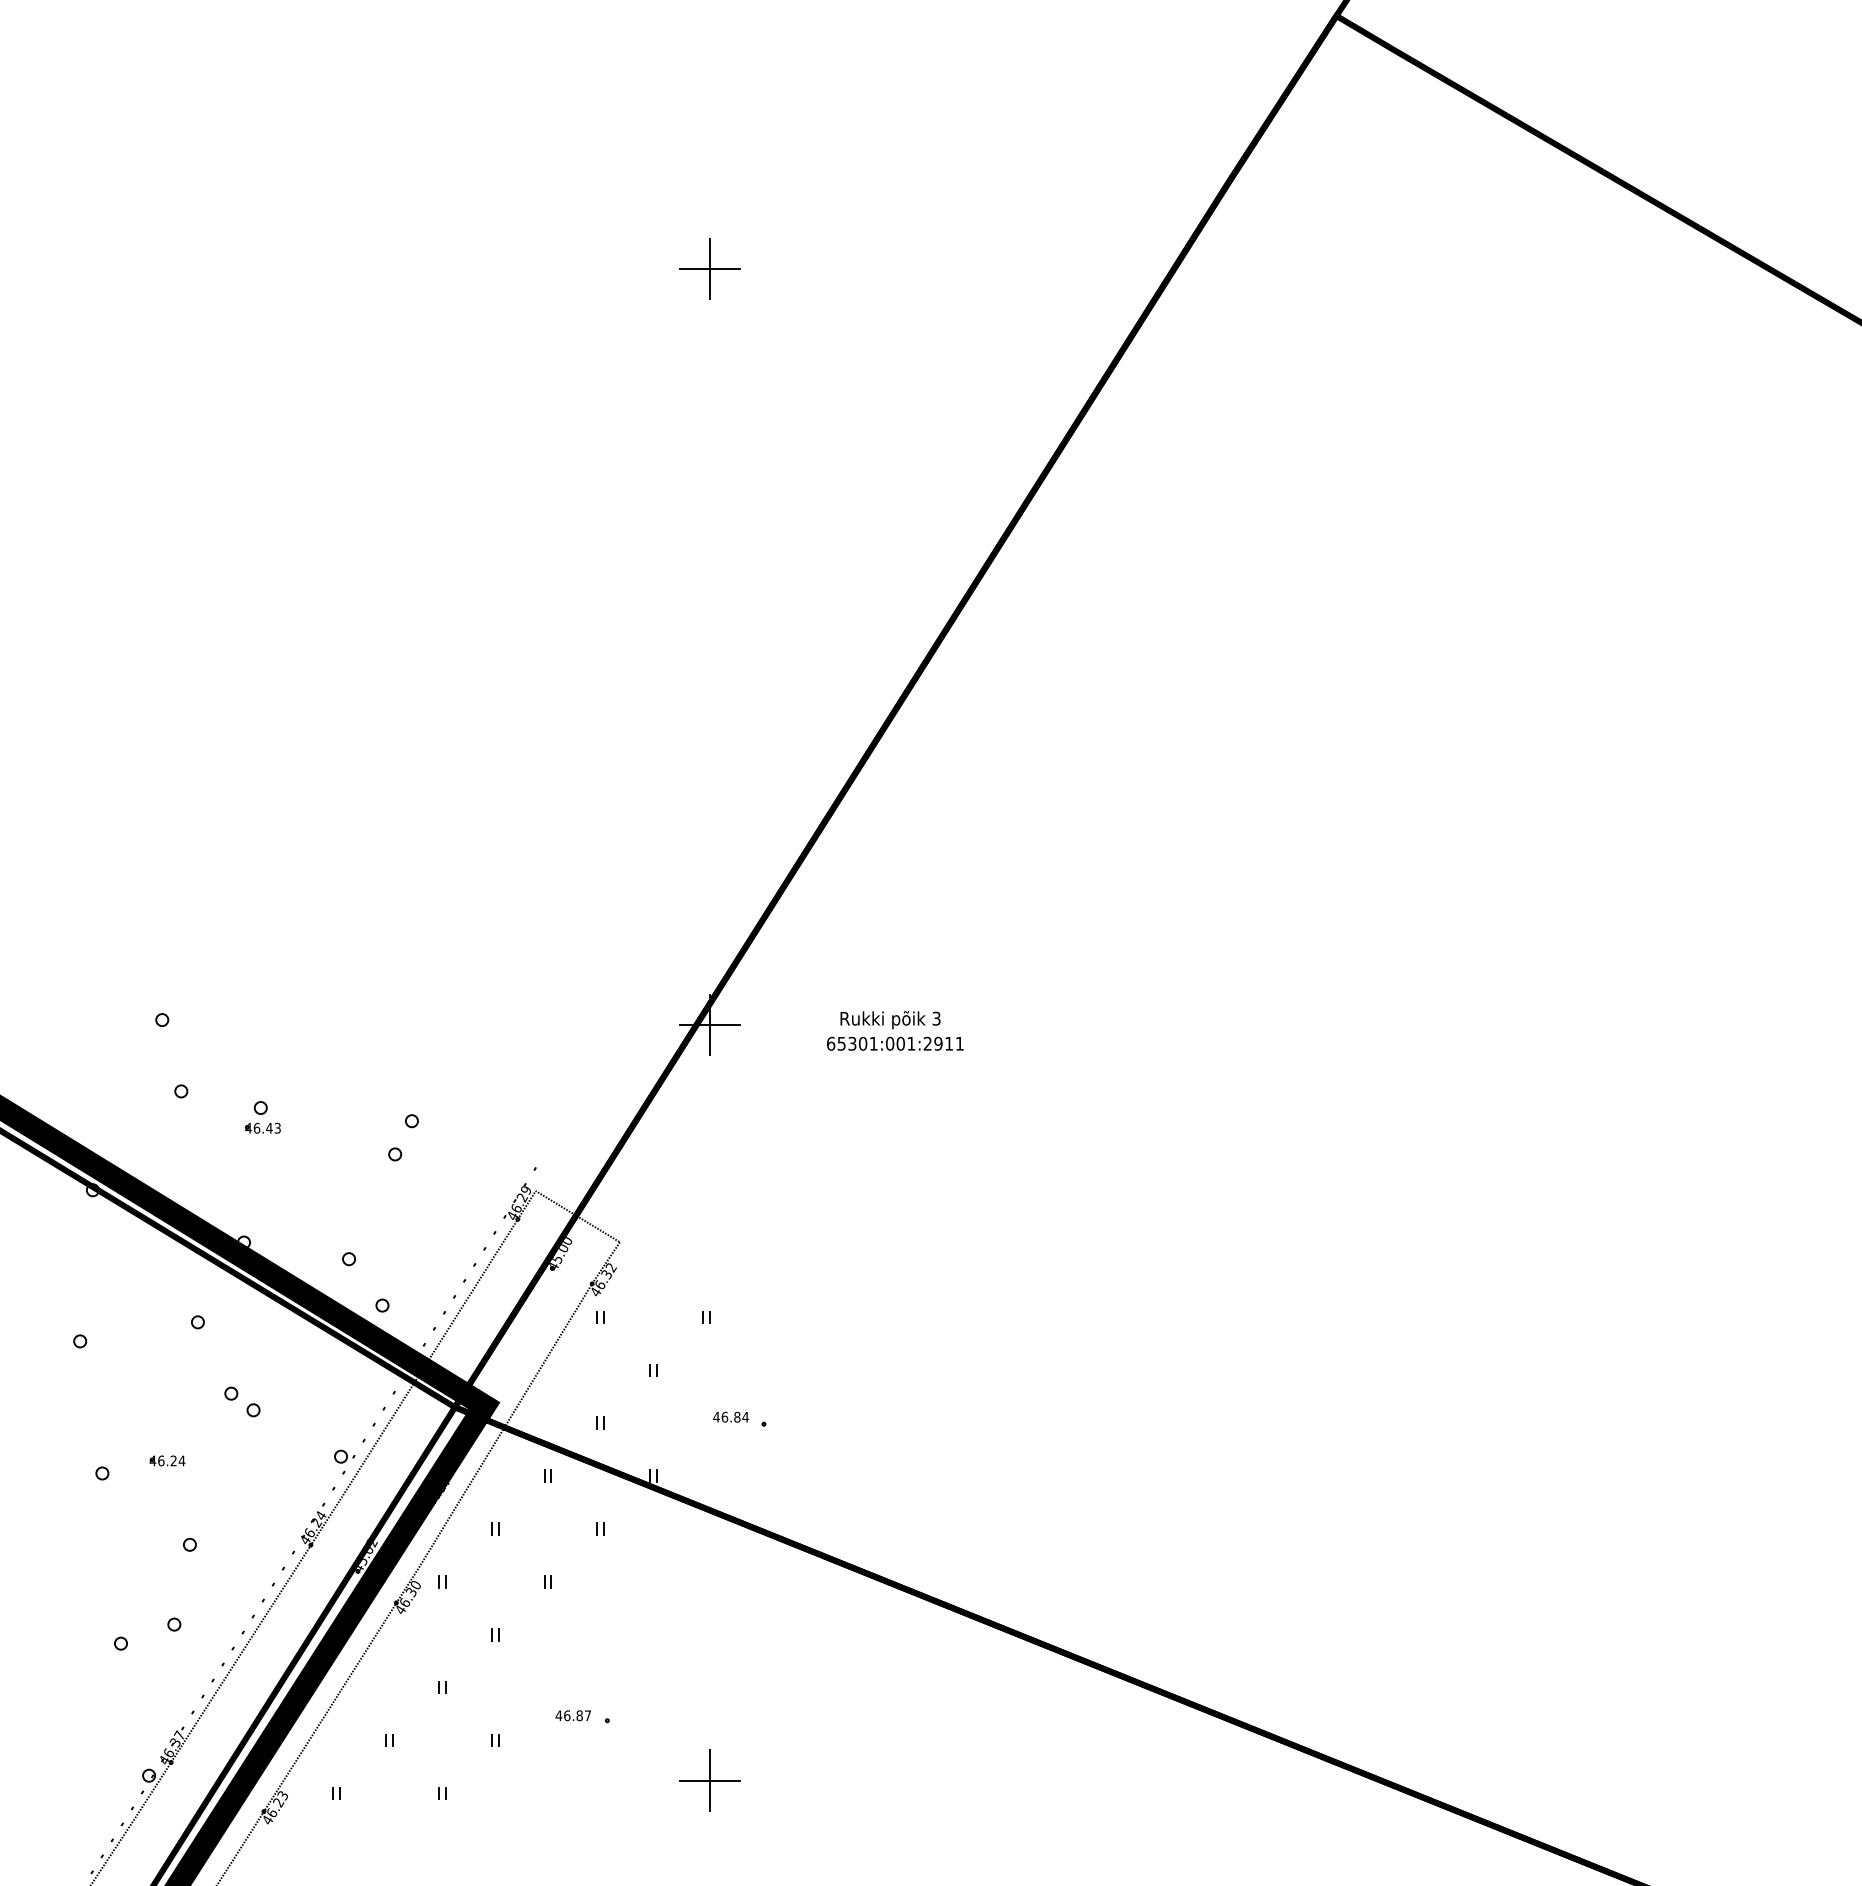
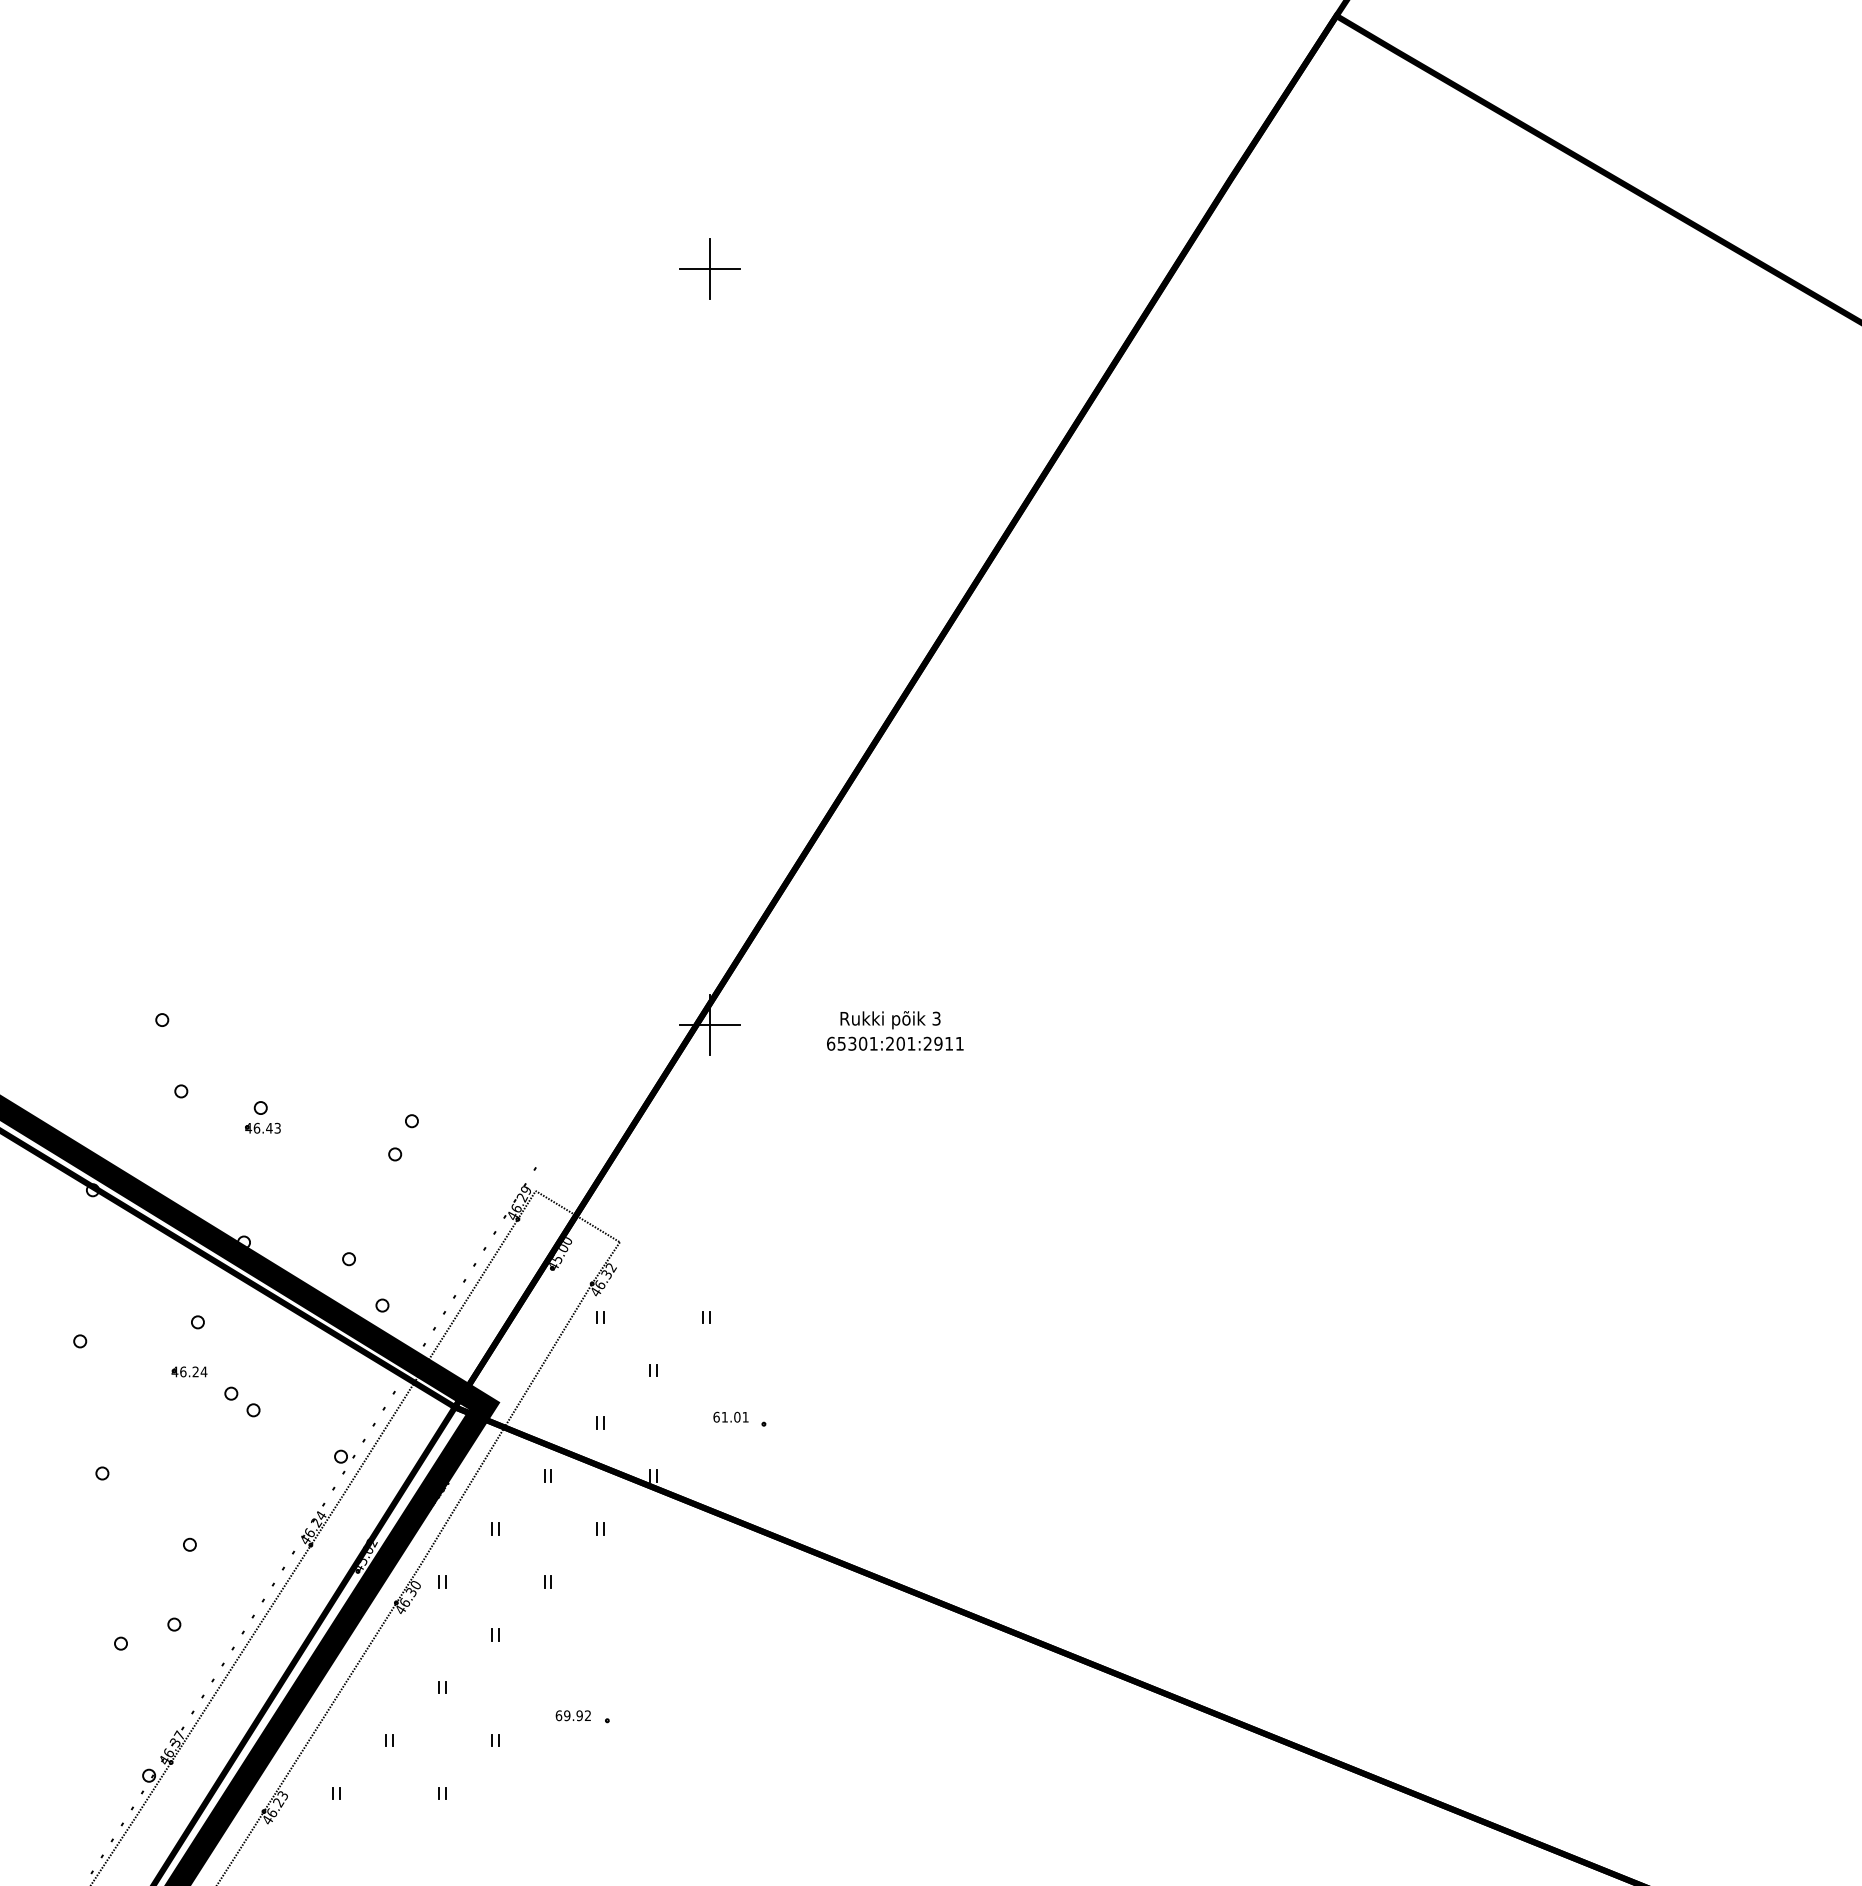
text: 65301:001:2911 -> 65301:201:2911 (890, 1043)
text: 46.84 -> 61.01 (731, 1416)
part position: (167, 1460) -> (189, 1371) (189, 1371)
text: 46.87 -> 69.92 (572, 1715)
part: present -> none (709, 1780)
